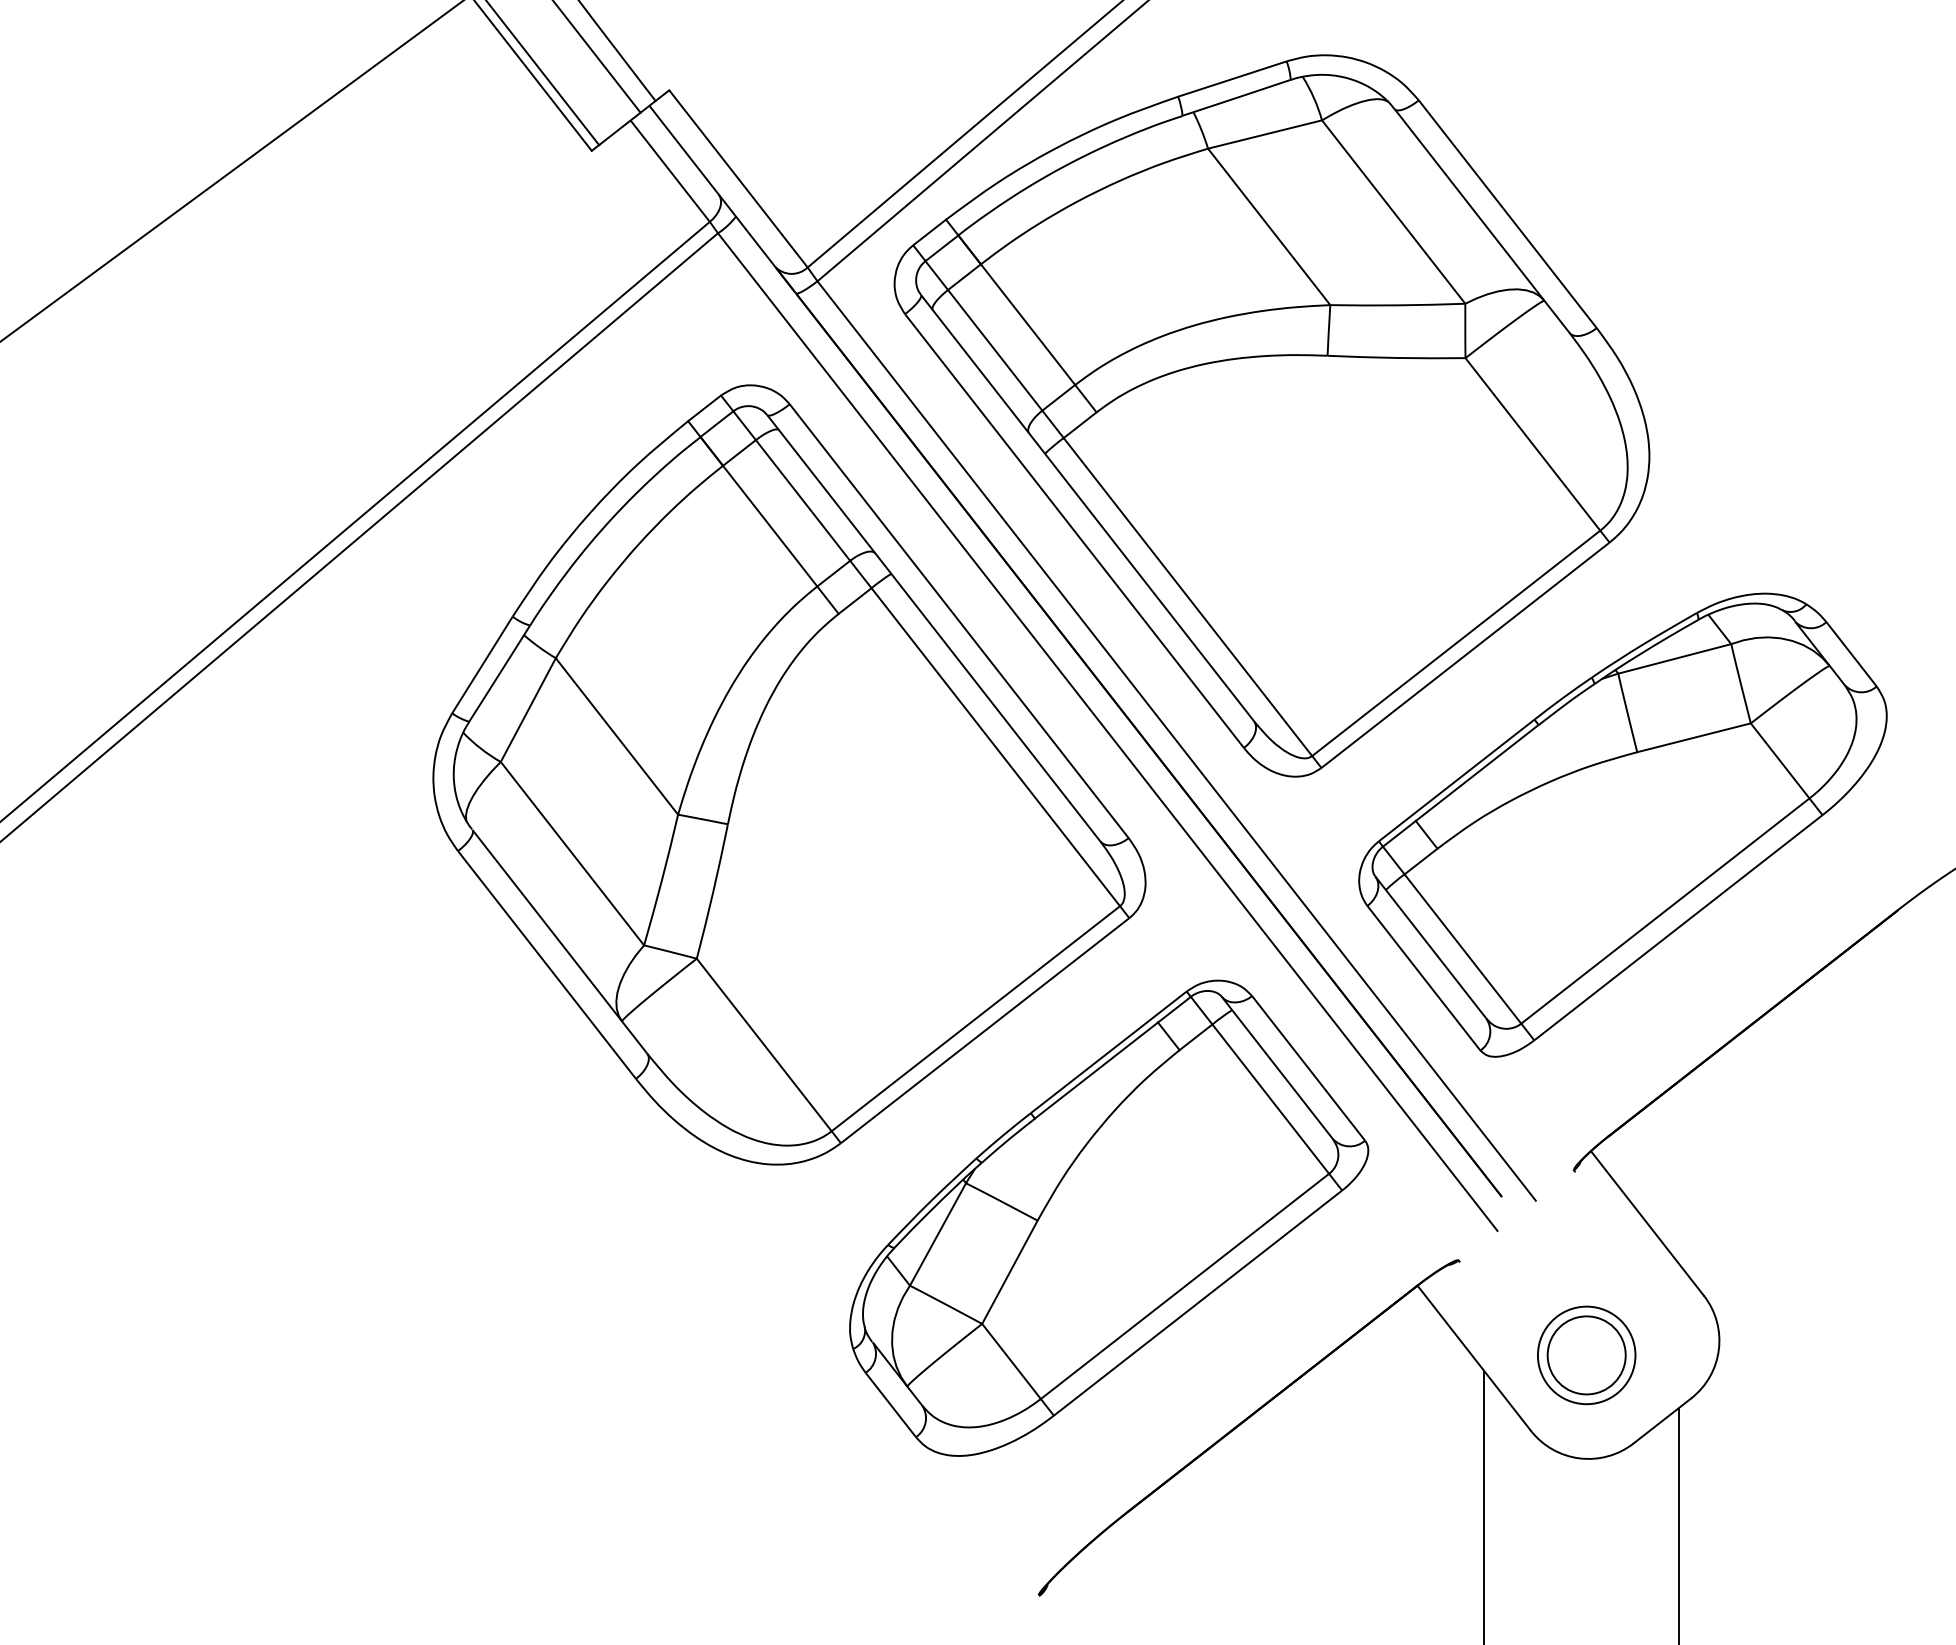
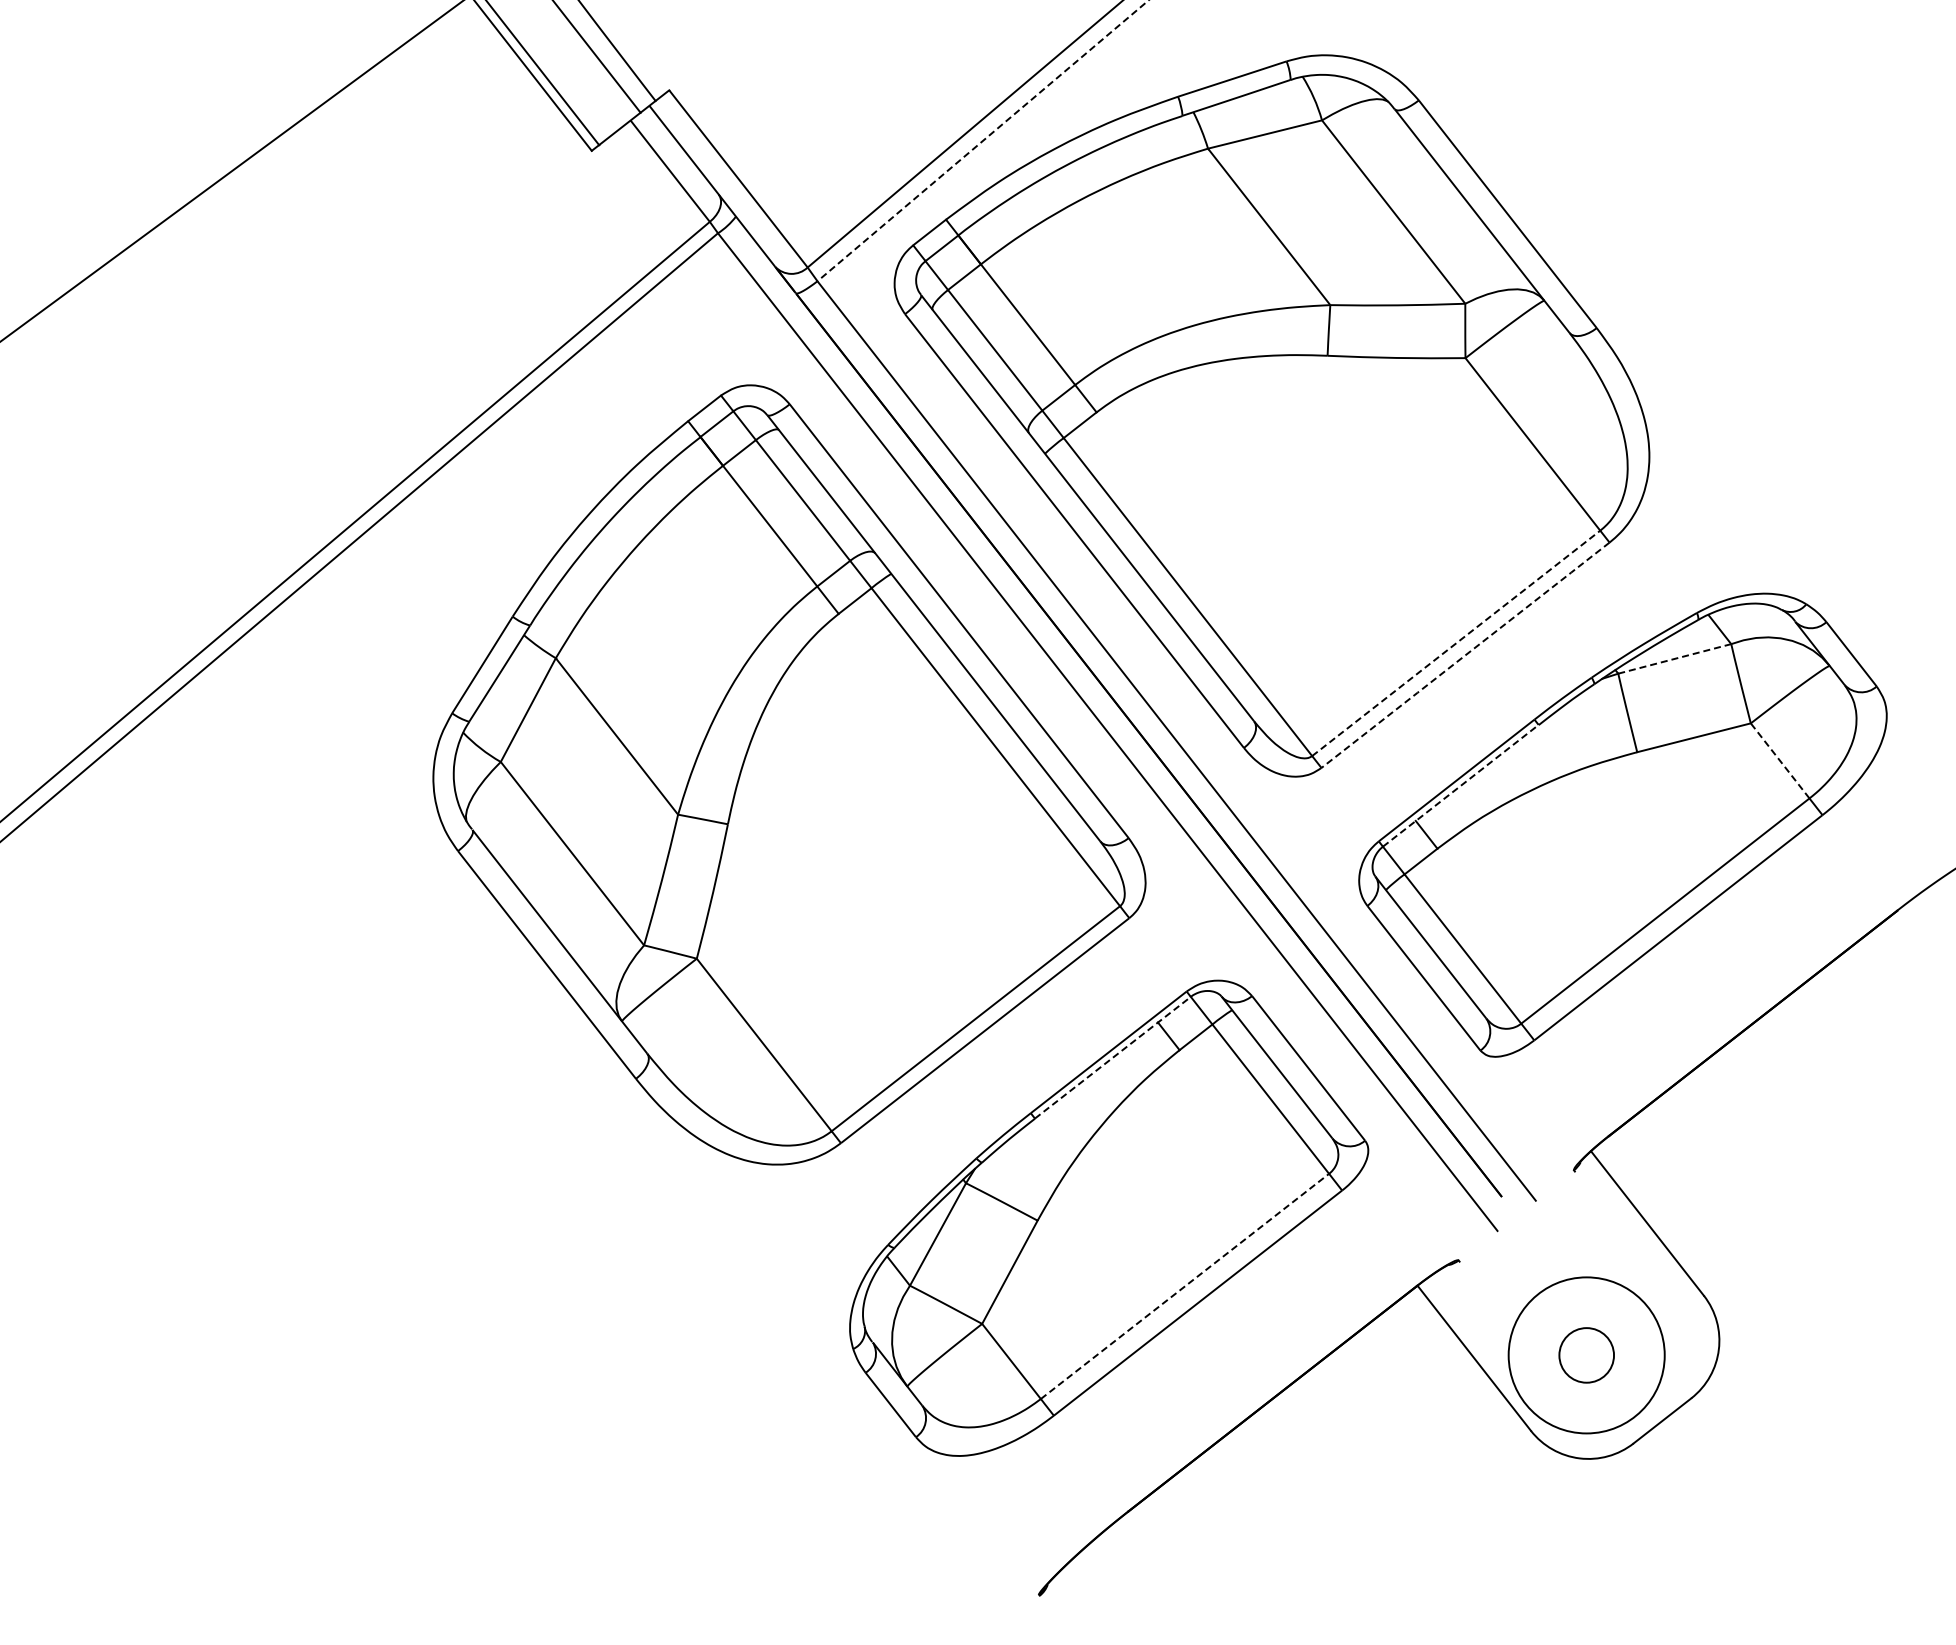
line: solid -> dashed (982, 140)
line: solid -> dashed (1456, 643)
line: solid -> dashed (1465, 655)
line: solid -> dashed (1675, 658)
line: solid -> dashed (1780, 760)
line: solid -> dashed (1461, 785)
line: solid -> dashed (1112, 1057)
line: solid -> dashed (1184, 1286)
circle diameter: 78 px -> 55 px (1586, 1355)
circle diameter: 98 px -> 156 px (1586, 1355)
line: present -> none (1484, 1505)
line: present -> none (1679, 1524)
